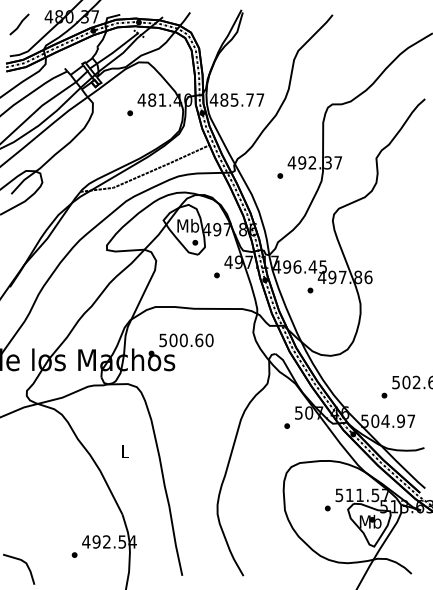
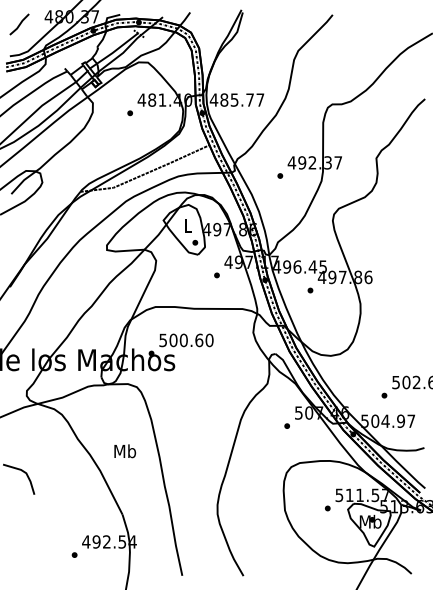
text: Mb -> L (188, 225)
text: L -> Mb (125, 451)
line position: (24, 563) -> (24, 473) (24, 473)
